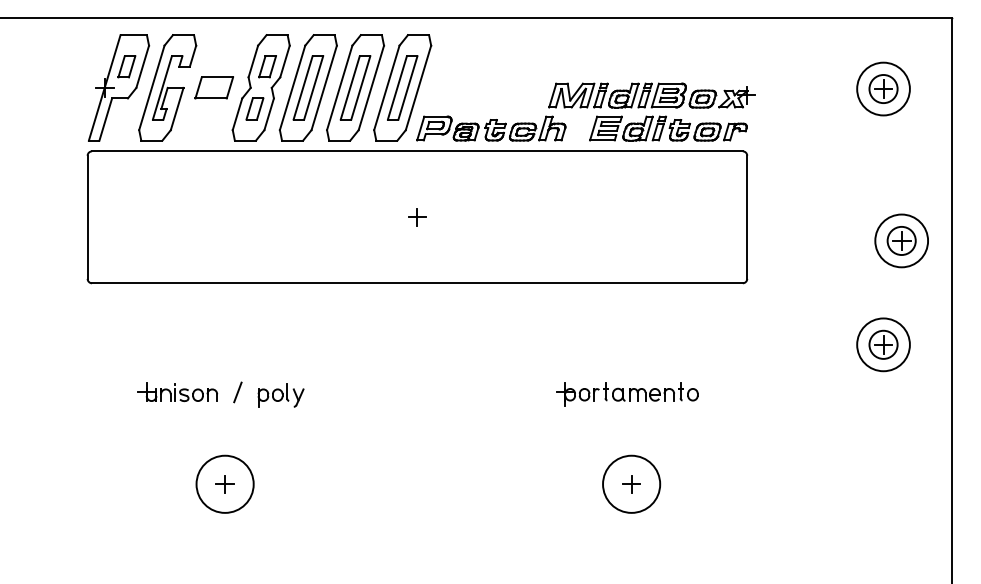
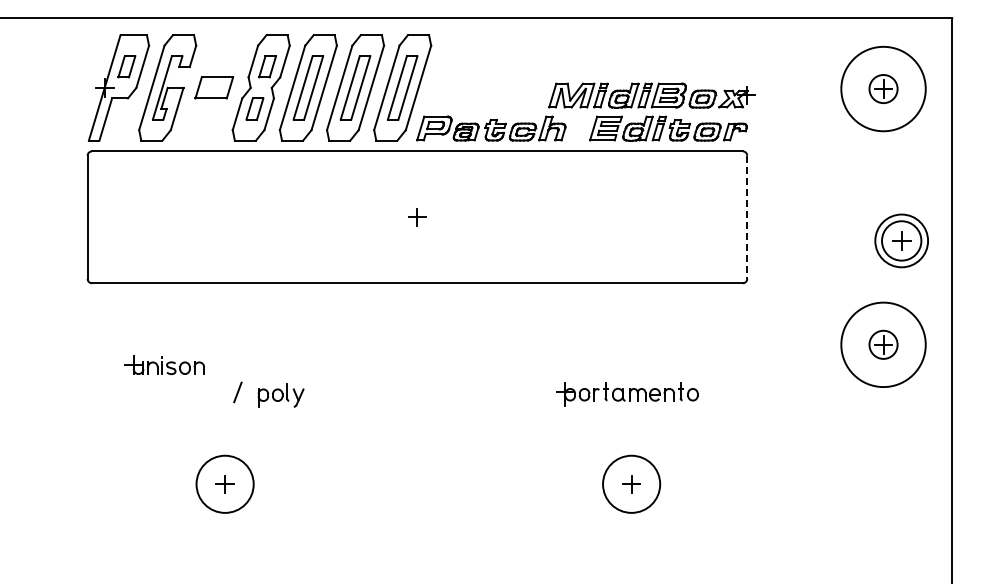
circle diameter: 53 px -> 84 px (883, 88)
line: solid -> dashed (747, 217)
circle diameter: 28 px -> 39 px (901, 240)
circle diameter: 53 px -> 84 px (883, 344)
part position: (177, 392) -> (164, 365) (164, 365)
